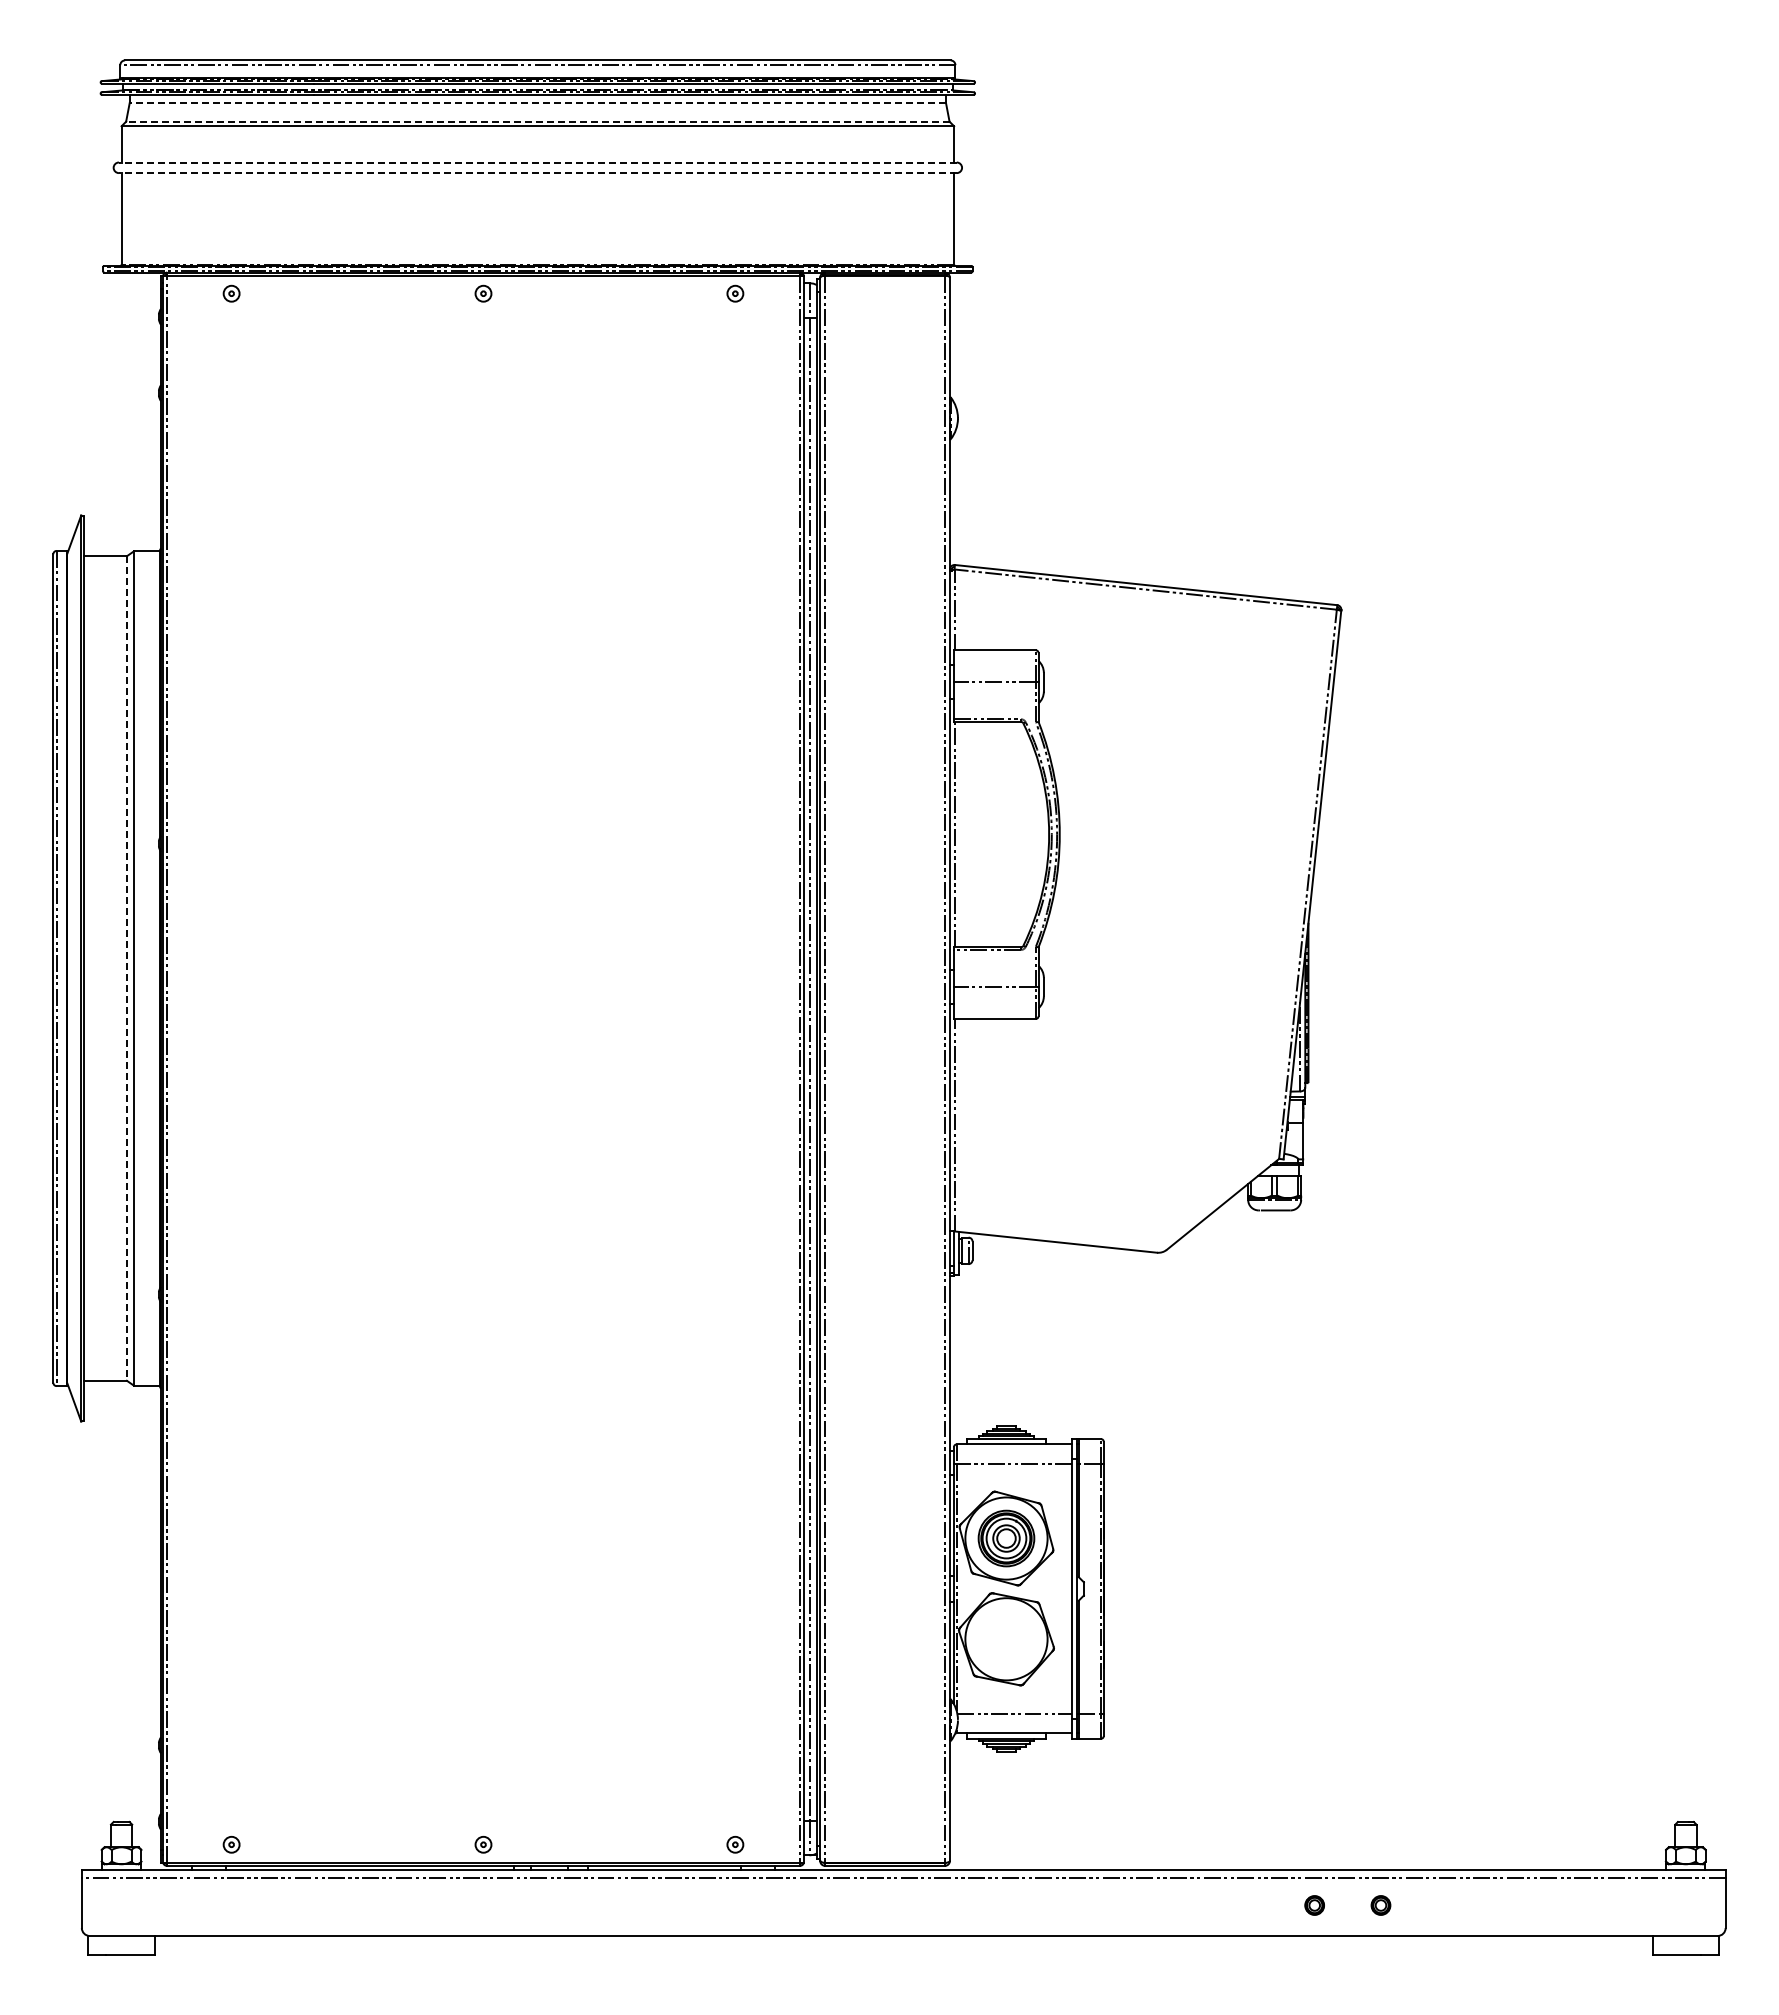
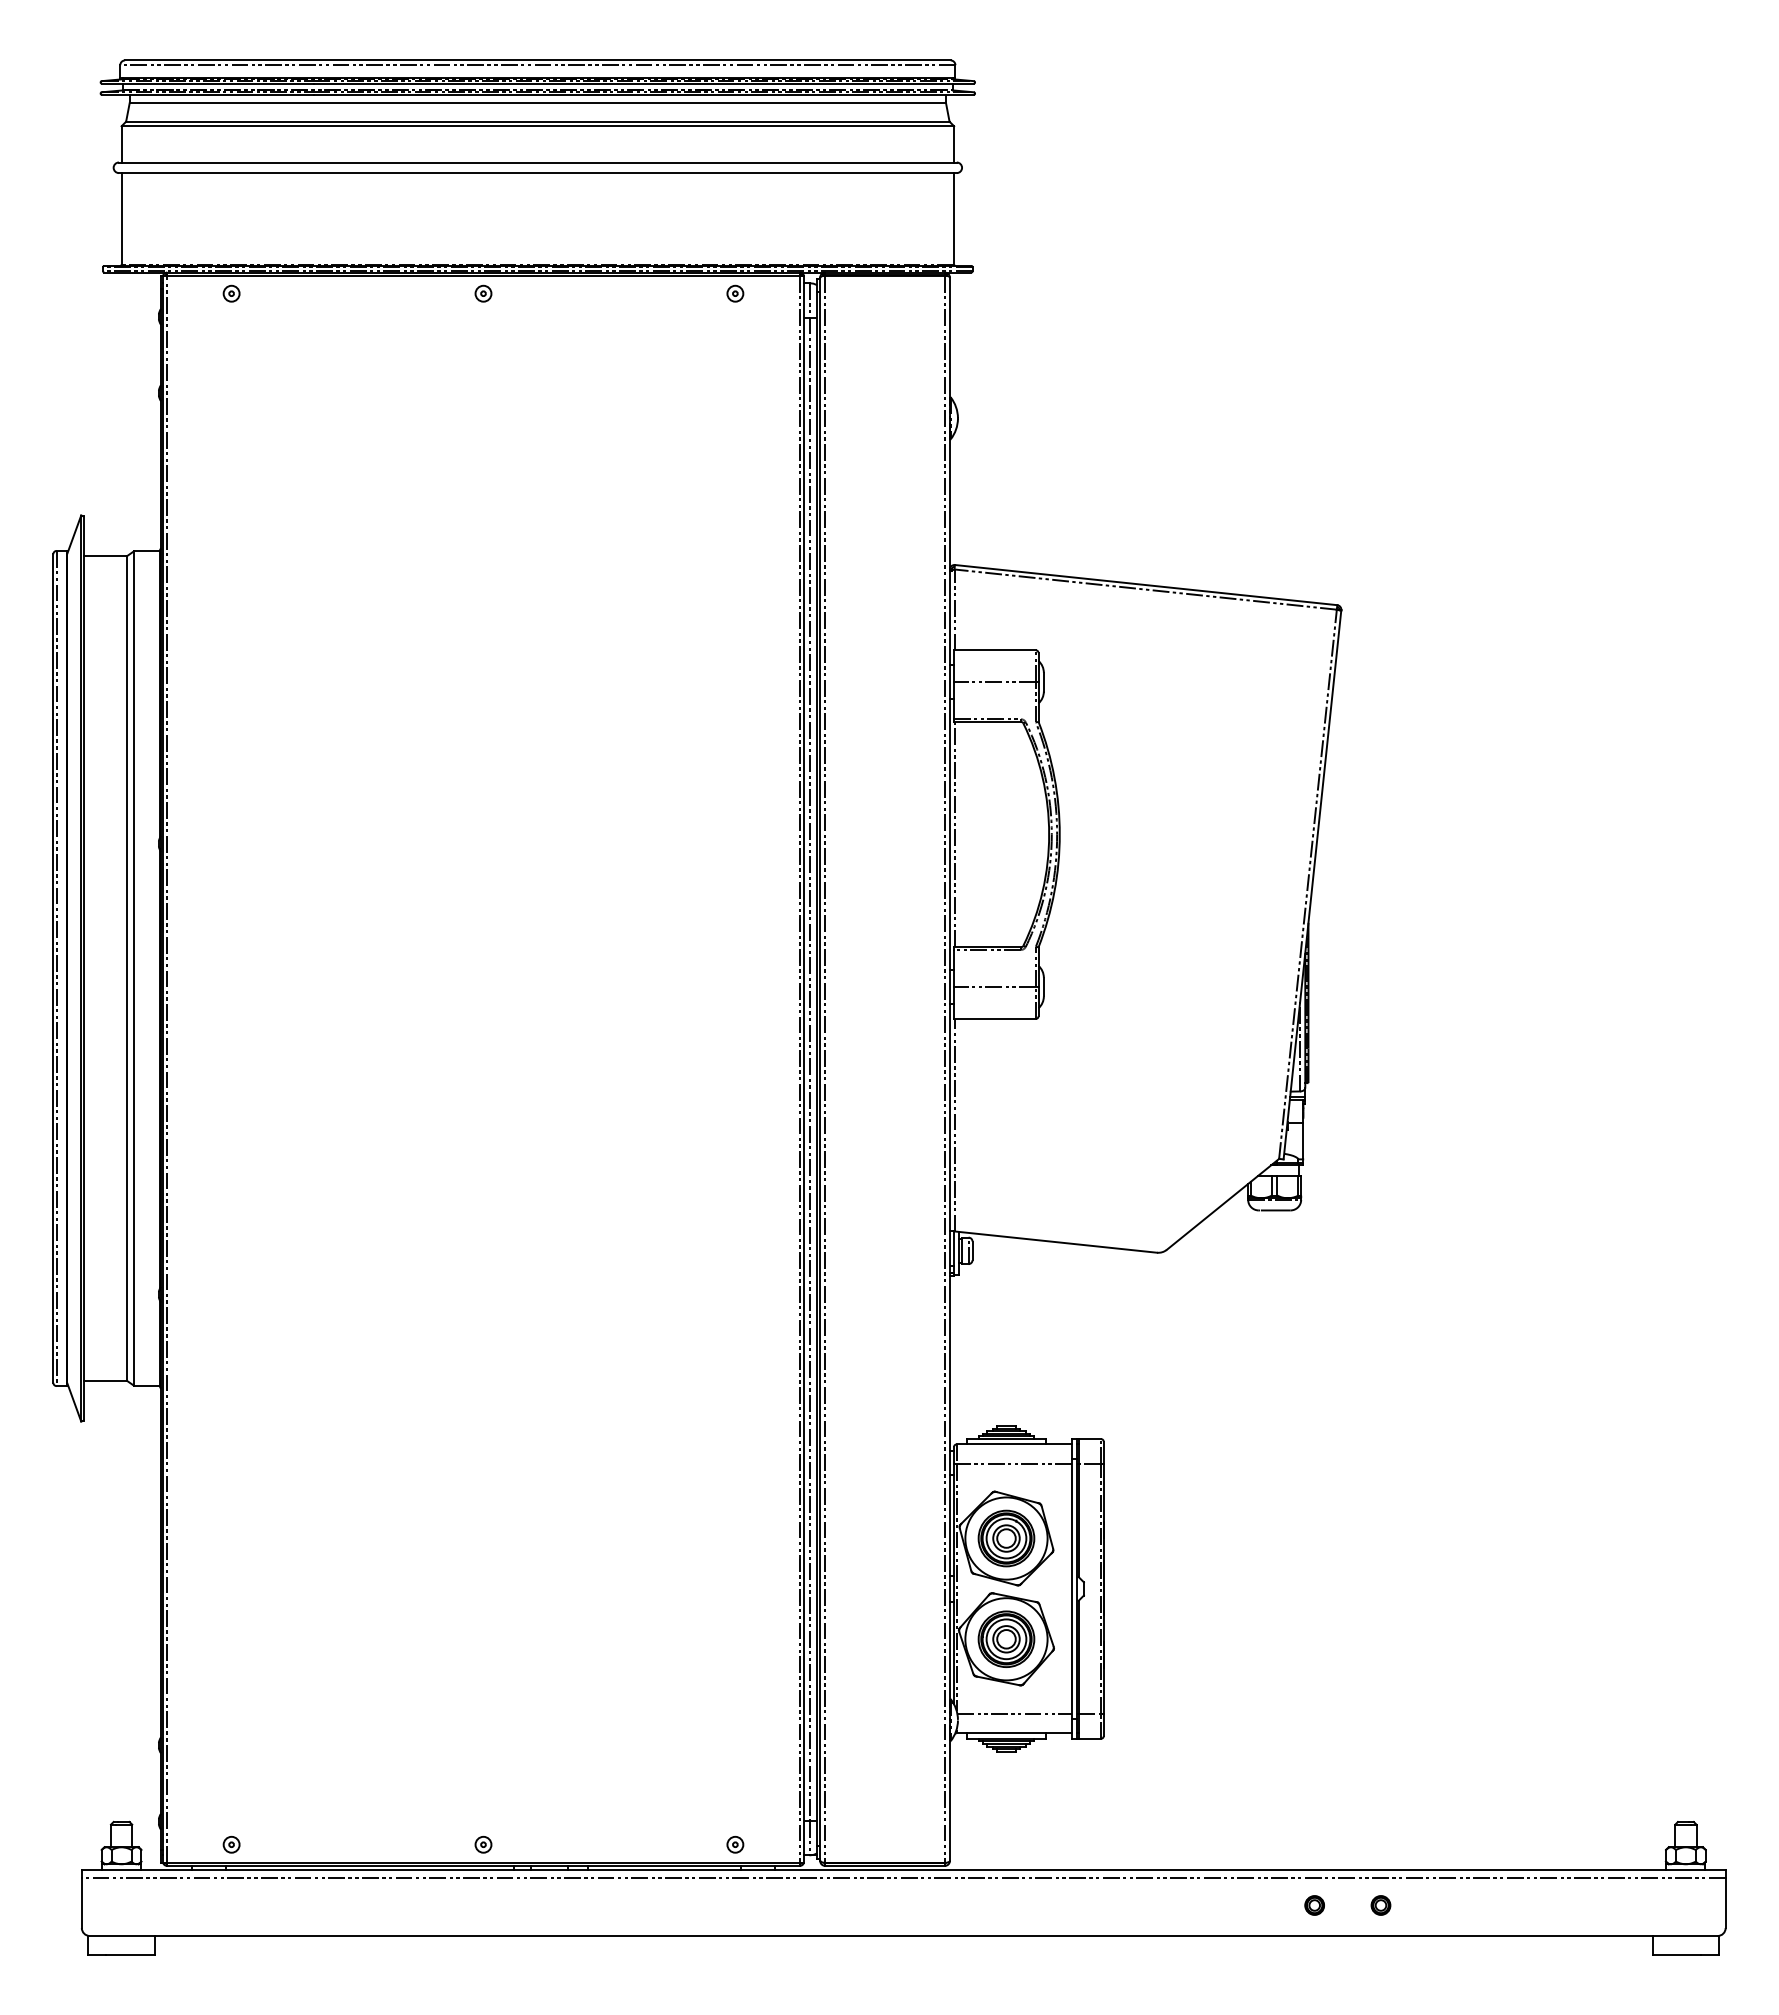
line: dashed -> solid (537, 102)
line: dashed -> solid (537, 121)
line: dashed -> solid (537, 162)
line: dashed -> solid (537, 173)
line: dashed -> solid (126, 969)
part: none -> present (1006, 1638)
